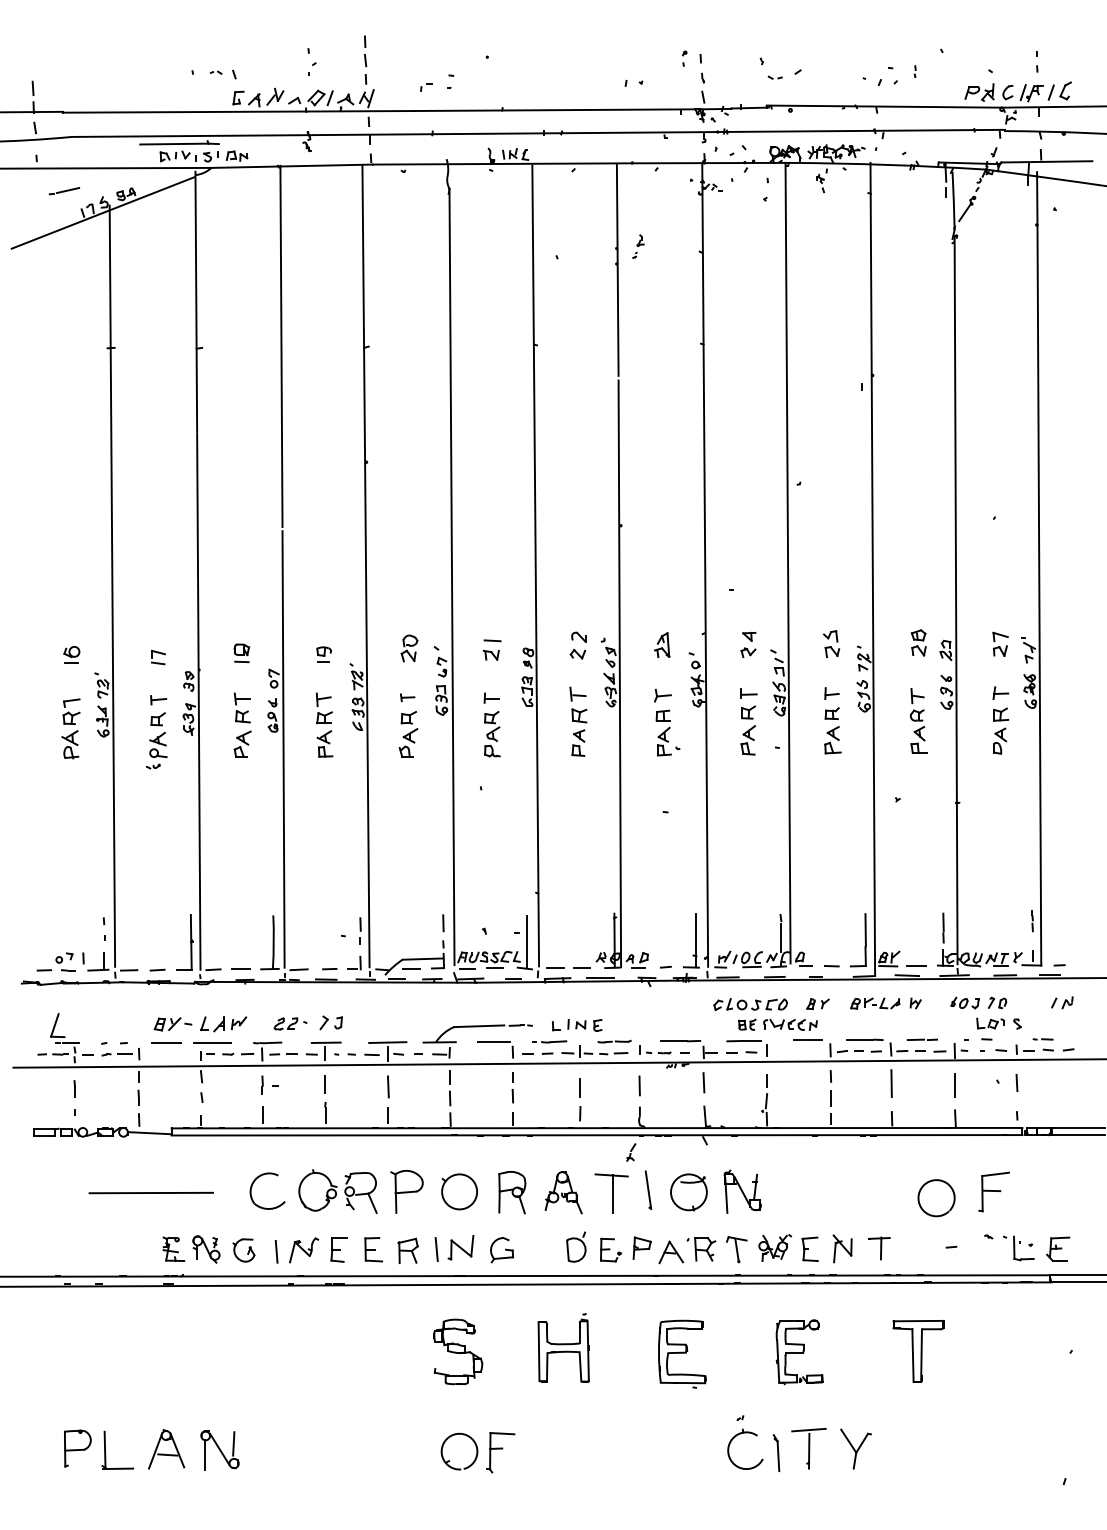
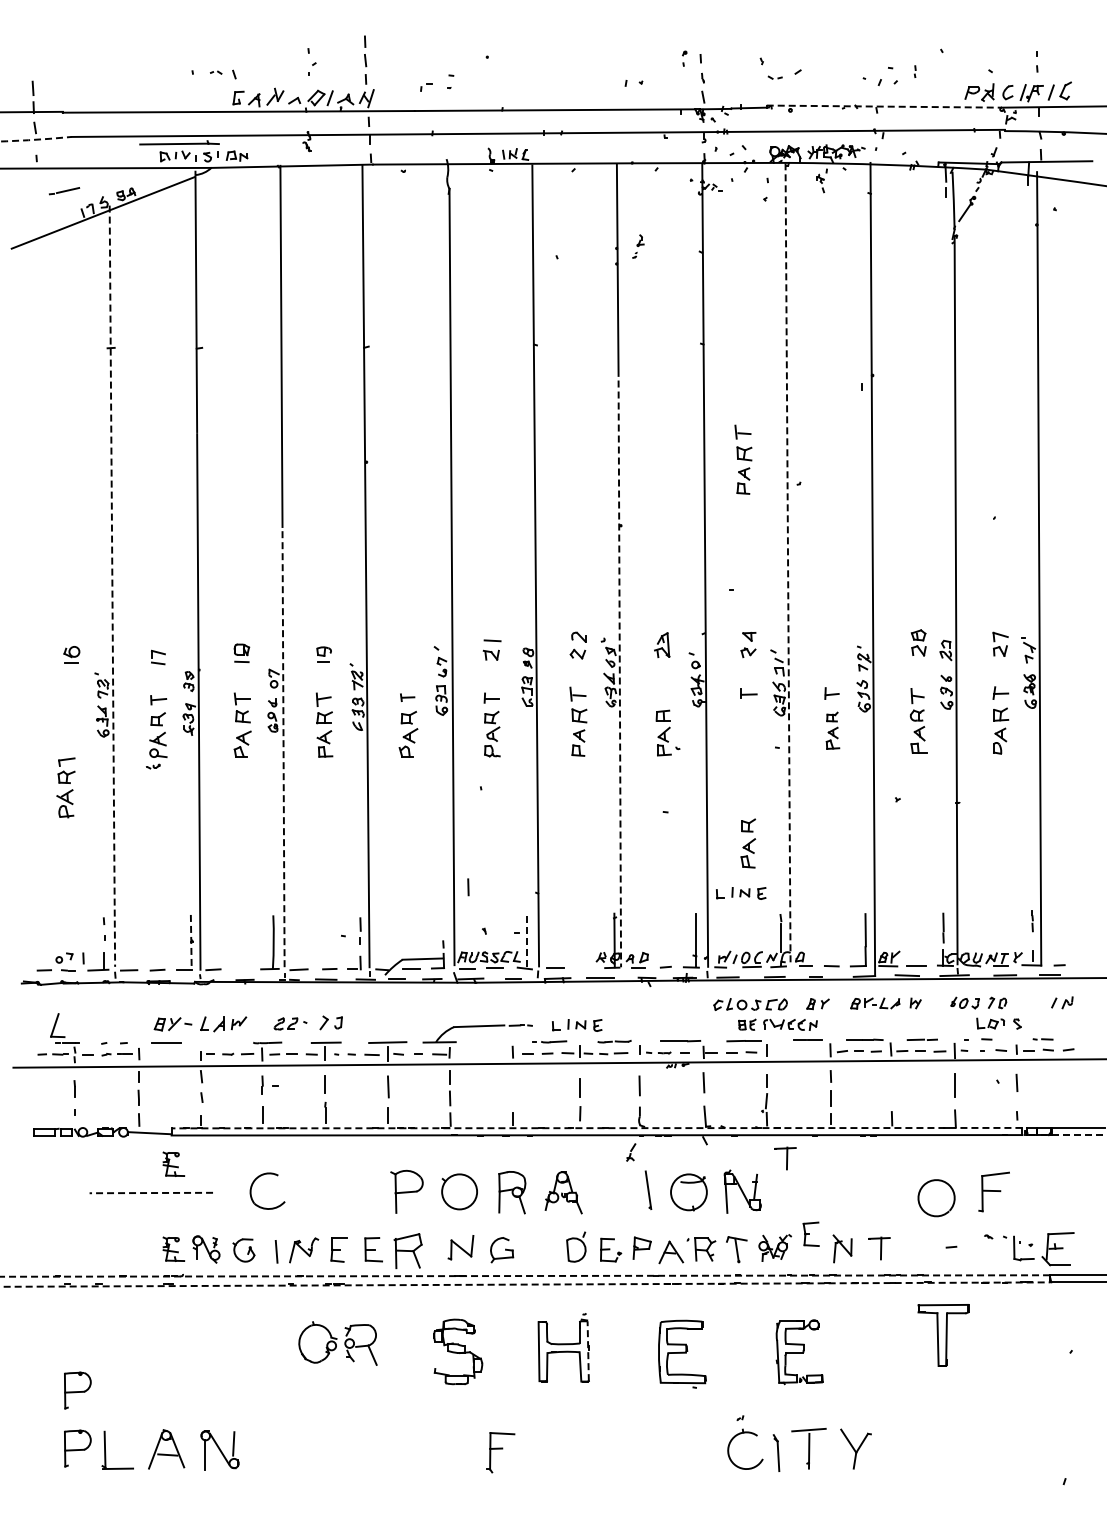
line: solid -> dashed (884, 106)
arc: solid -> dashed (35, 139)
part: none -> present (743, 459)
line: solid -> dashed (788, 563)
line: solid -> dashed (112, 586)
part: present -> none (831, 644)
part: present -> none (409, 648)
line: solid -> dashed (619, 674)
part: present -> none (662, 695)
part position: (70, 728) -> (65, 787) (65, 787)
part position: (748, 730) -> (748, 843) (748, 843)
part size: 18x48 px -> 16x39 px (832, 730)
line: solid -> dashed (283, 749)
part: none -> present (741, 893)
line position: (443, 923) -> (468, 887) (468, 887)
line: solid -> dashed (527, 941)
line: solid -> dashed (191, 942)
line: present -> none (581, 967)
line: present -> none (240, 968)
line: present -> none (212, 1042)
line: present -> none (493, 1042)
line: present -> none (891, 1083)
part: present -> none (512, 1087)
line: solid -> dashed (596, 1128)
line: solid -> dashed (1078, 1135)
part: none -> present (785, 1158)
part: none -> present (173, 1163)
part position: (337, 1191) -> (337, 1343) (337, 1343)
line: solid -> dashed (151, 1193)
part: present -> none (611, 1193)
part position: (809, 1248) -> (810, 1233) (810, 1233)
part size: 25x26 px -> 34x35 px (1057, 1249)
line: present -> none (436, 1249)
part size: 22x27 px -> 30x37 px (407, 1251)
line: solid -> dashed (525, 1276)
line: solid -> dashed (525, 1284)
line: solid -> dashed (588, 1351)
part position: (918, 1351) -> (943, 1335) (943, 1335)
part: none -> present (77, 1390)
part: present -> none (449, 1460)
